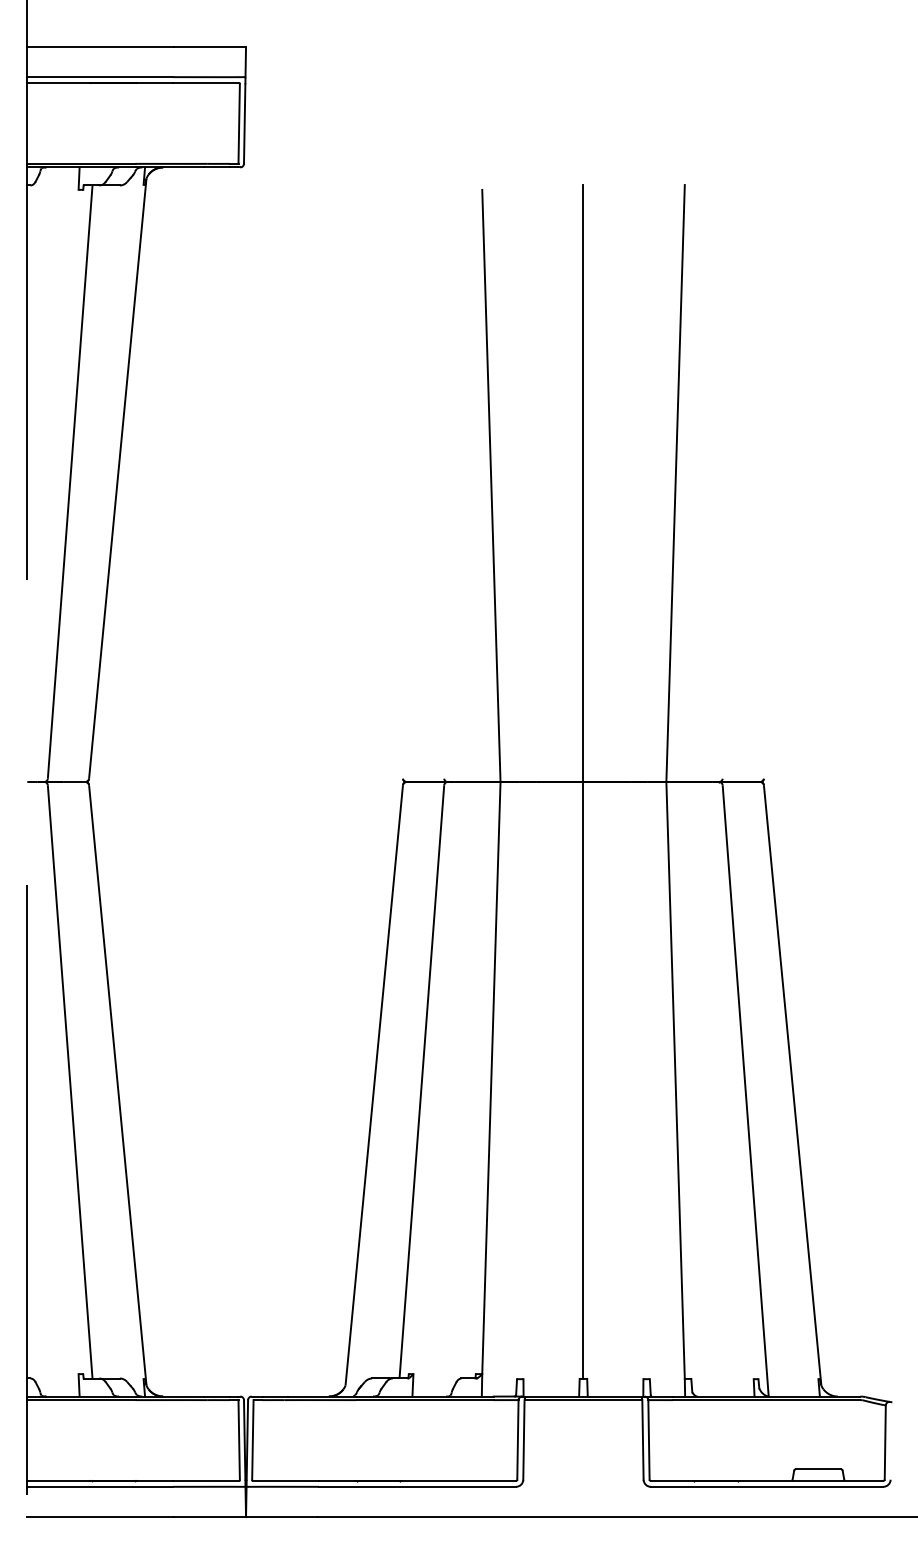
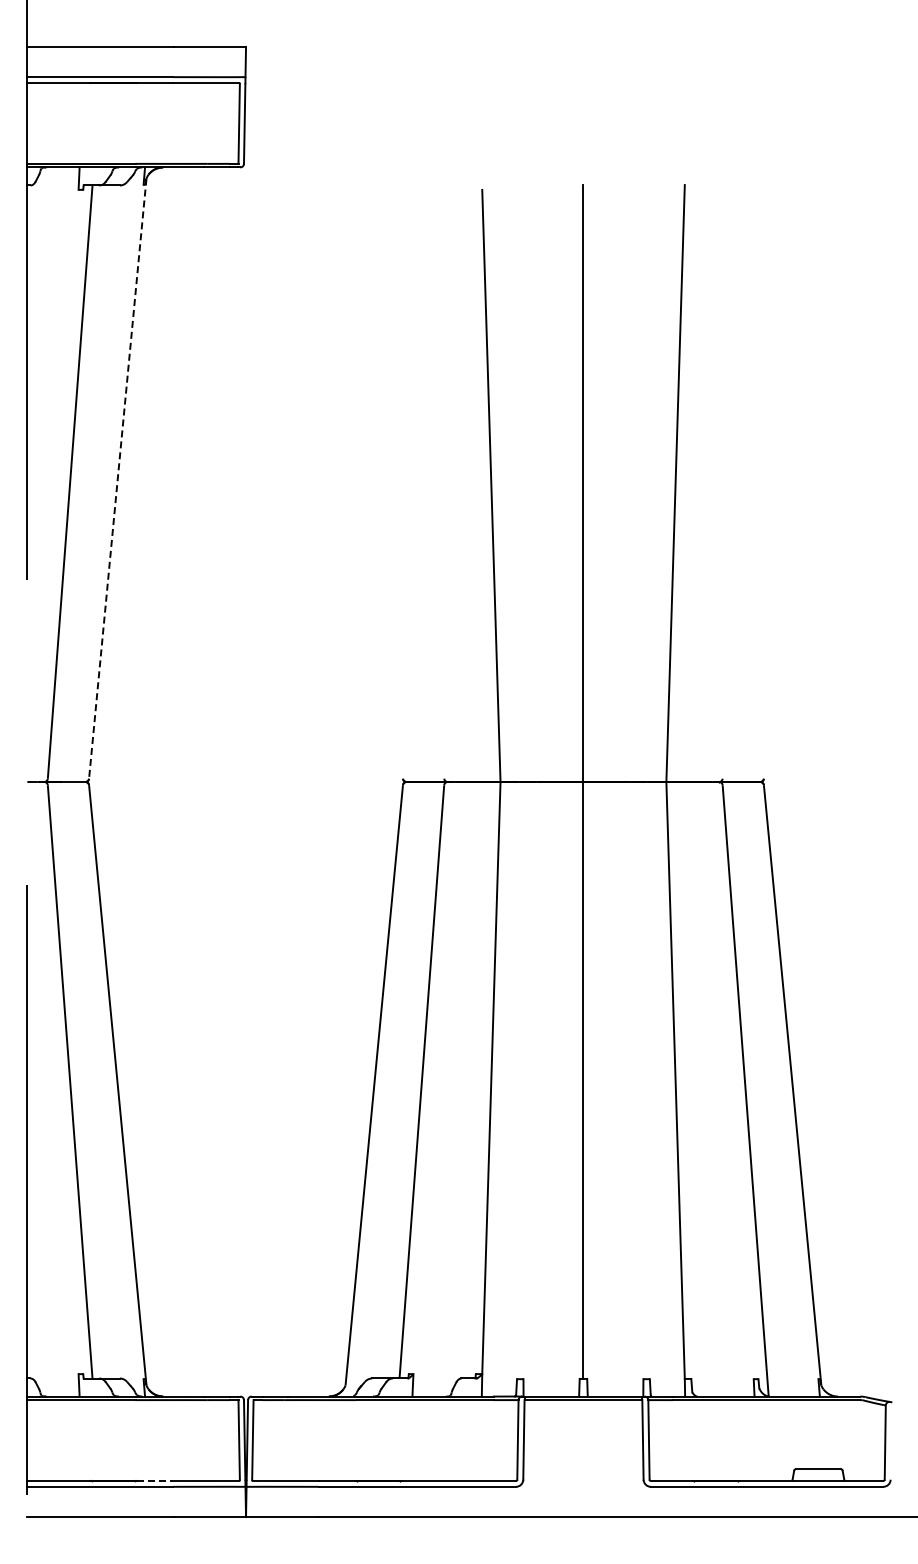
line: solid -> dashed (117, 478)
line: solid -> dashed (155, 1480)
